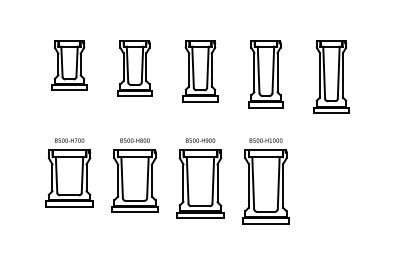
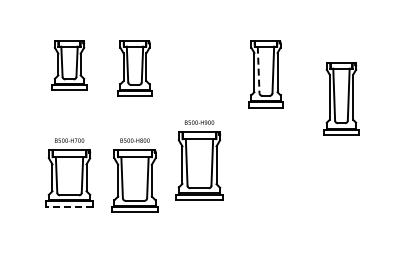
line: solid -> dashed (258, 70)
part: present -> none (200, 71)
part position: (331, 76) -> (341, 98) (341, 98)
part position: (200, 178) -> (199, 160) (199, 160)
part: present -> none (265, 181)
line: solid -> dashed (69, 206)
